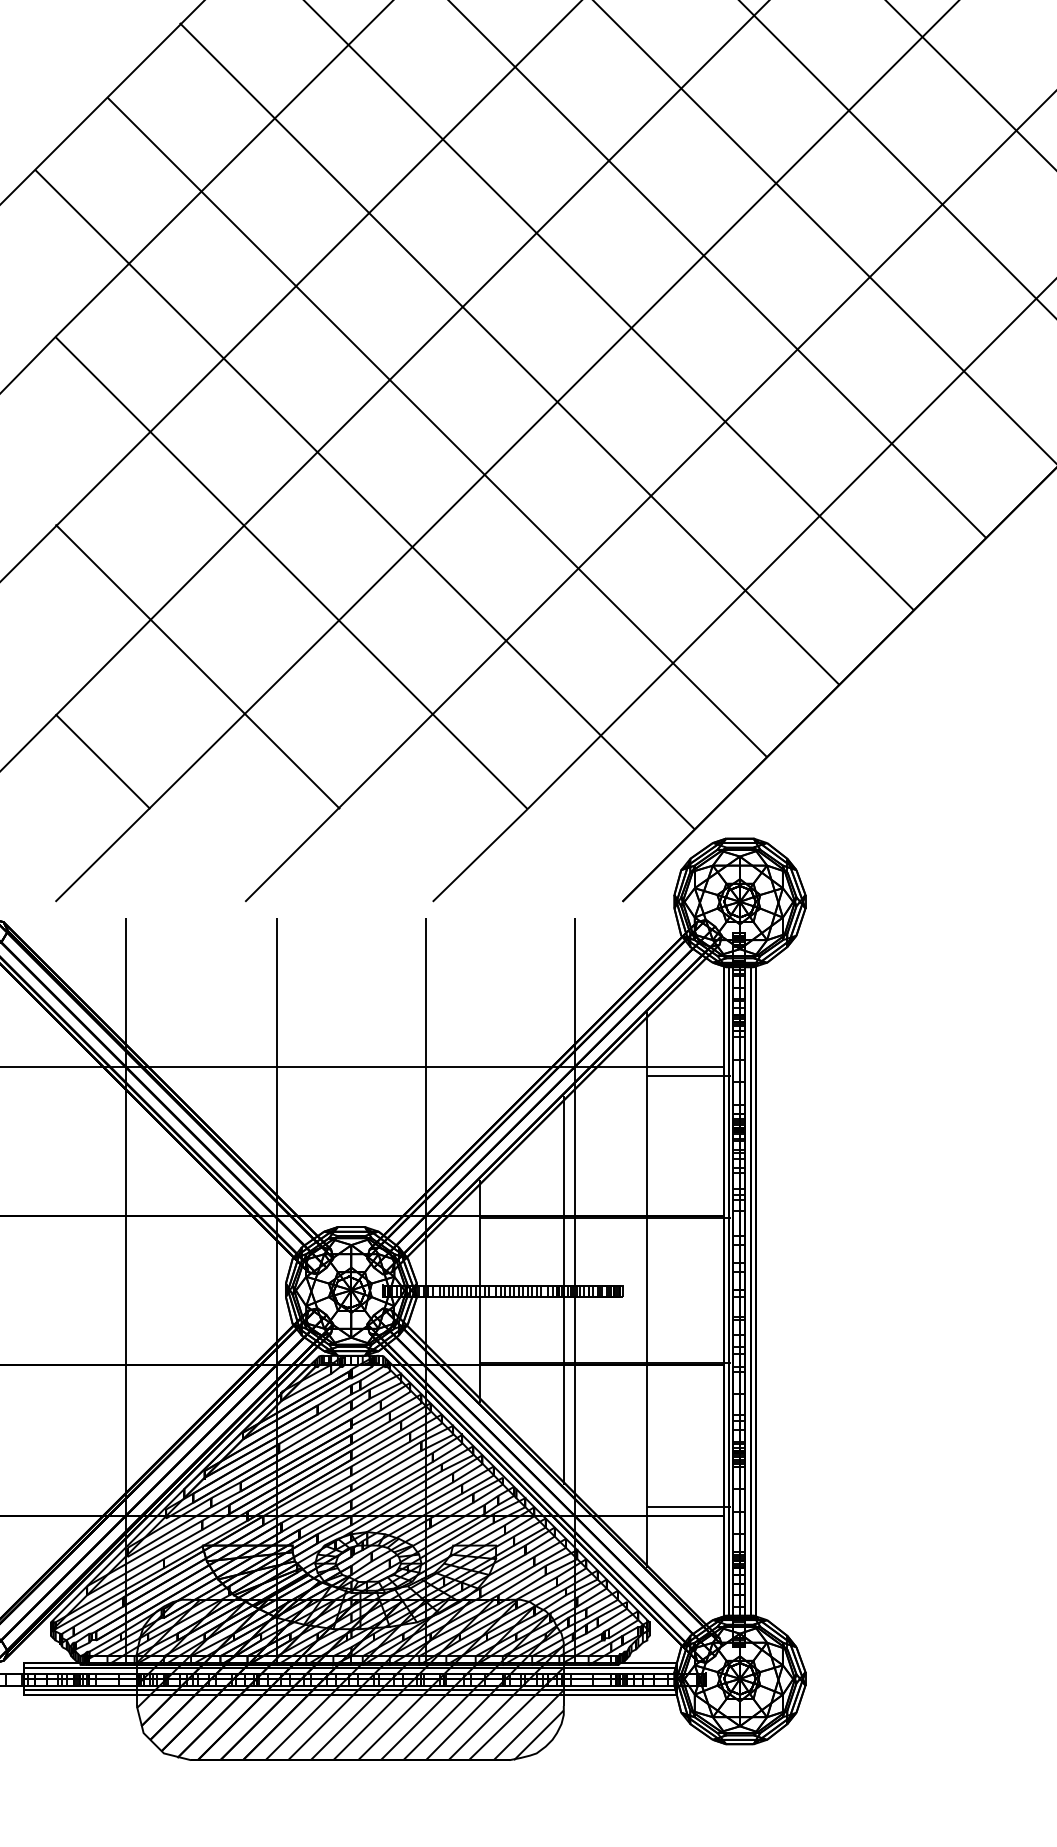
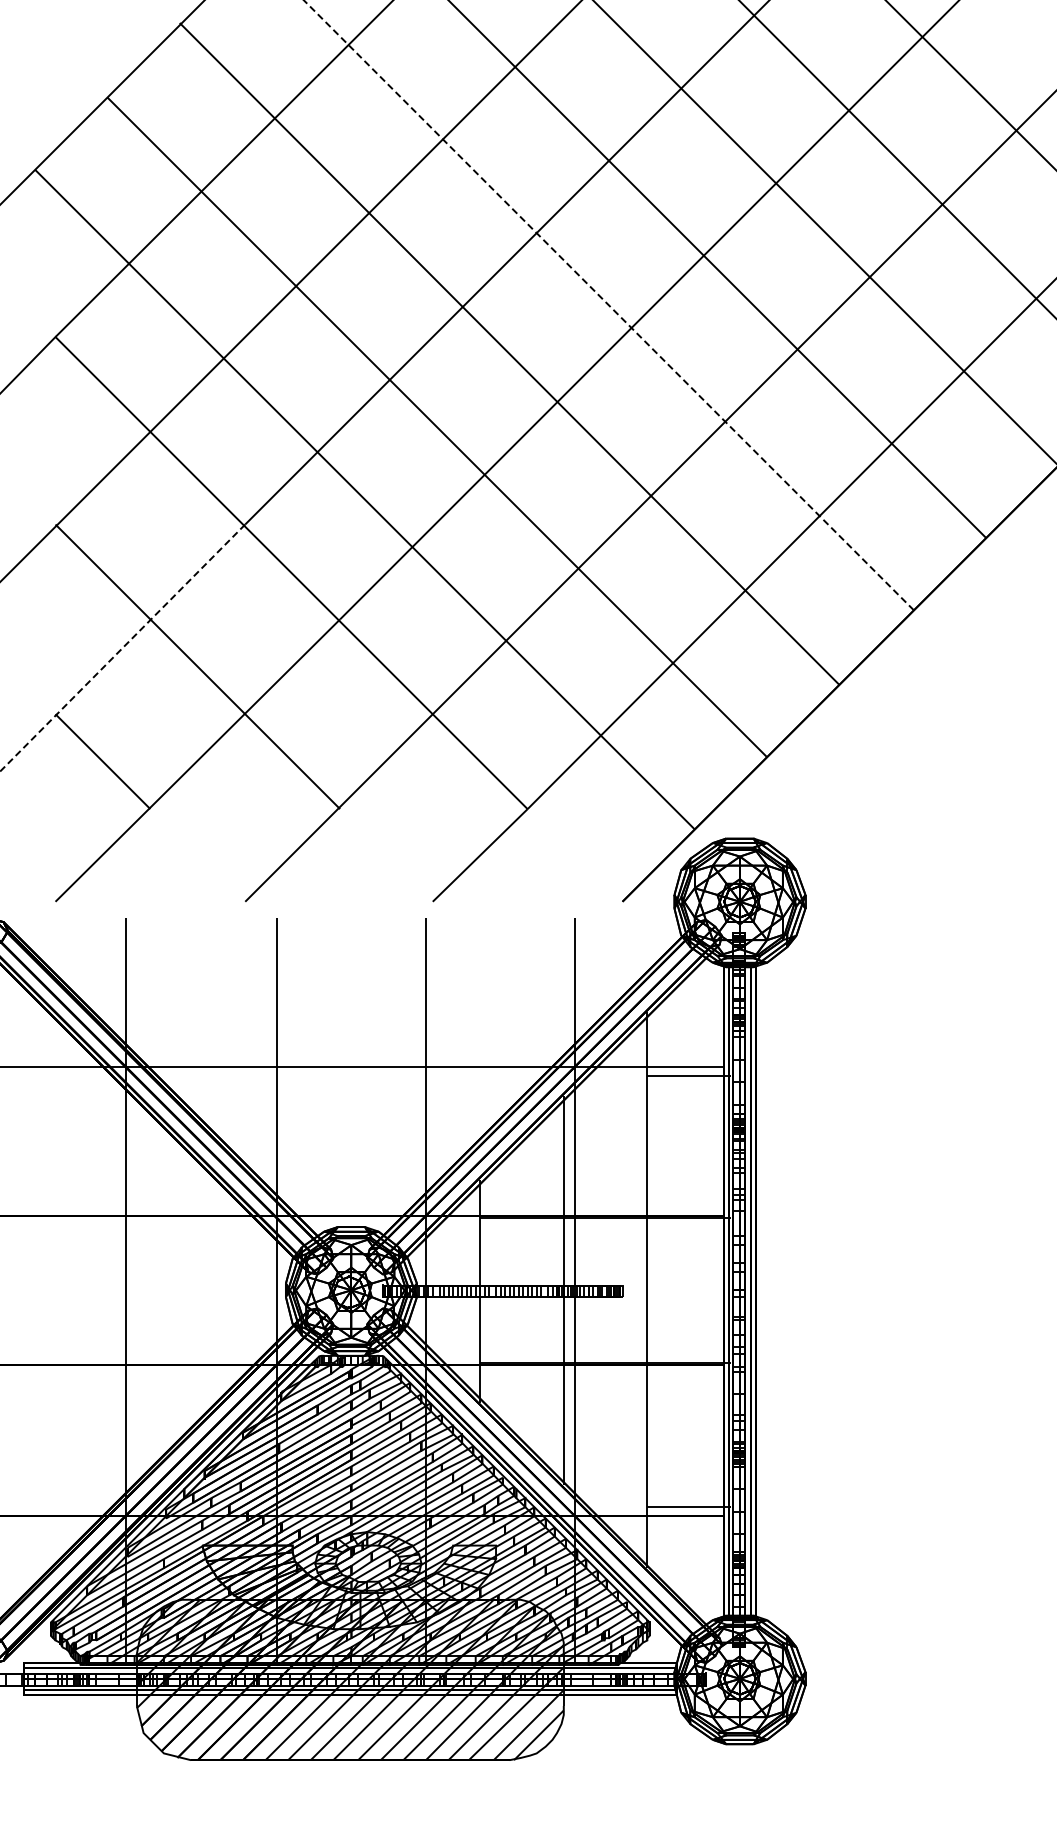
line: solid -> dashed (608, 304)
line: solid -> dashed (122, 648)
